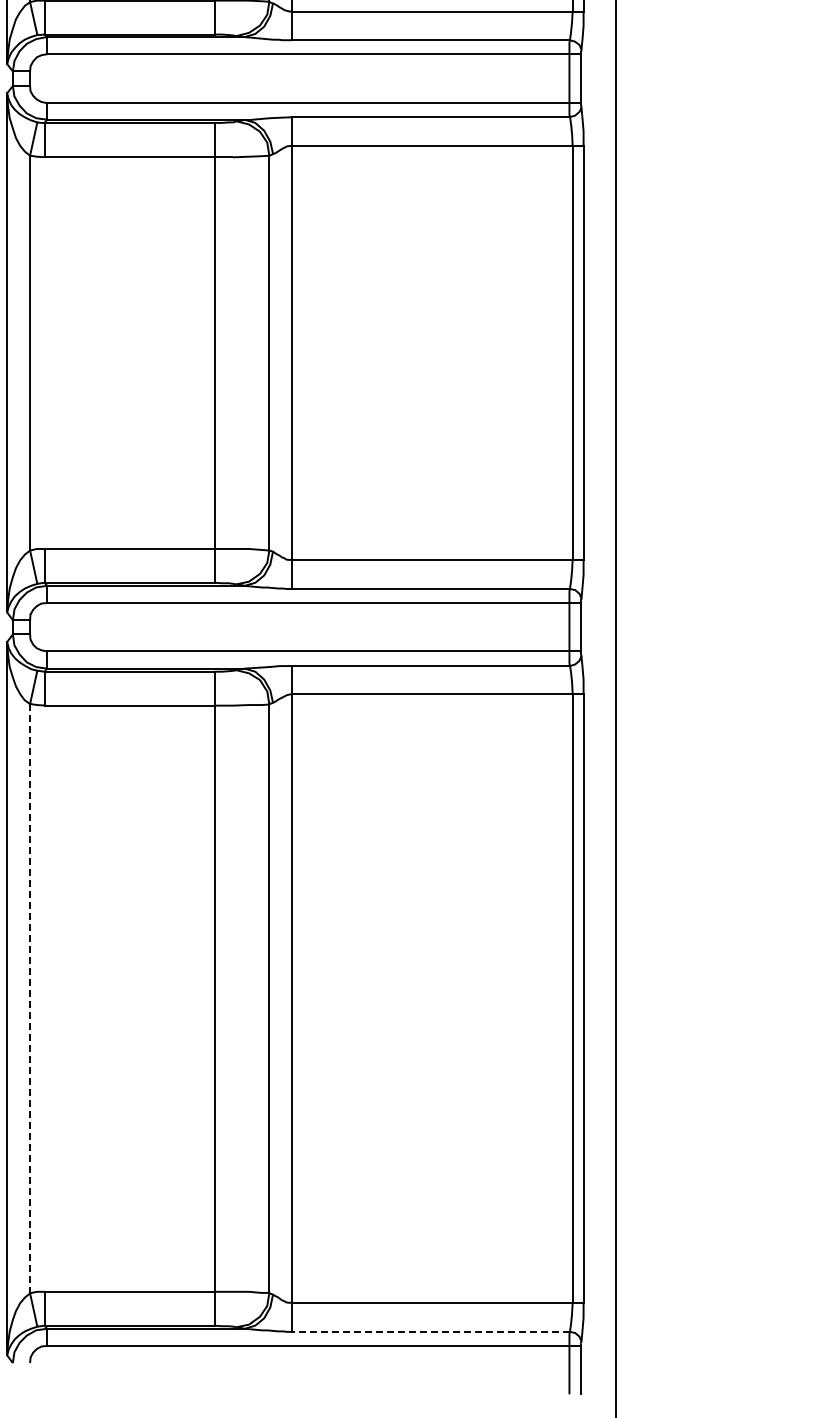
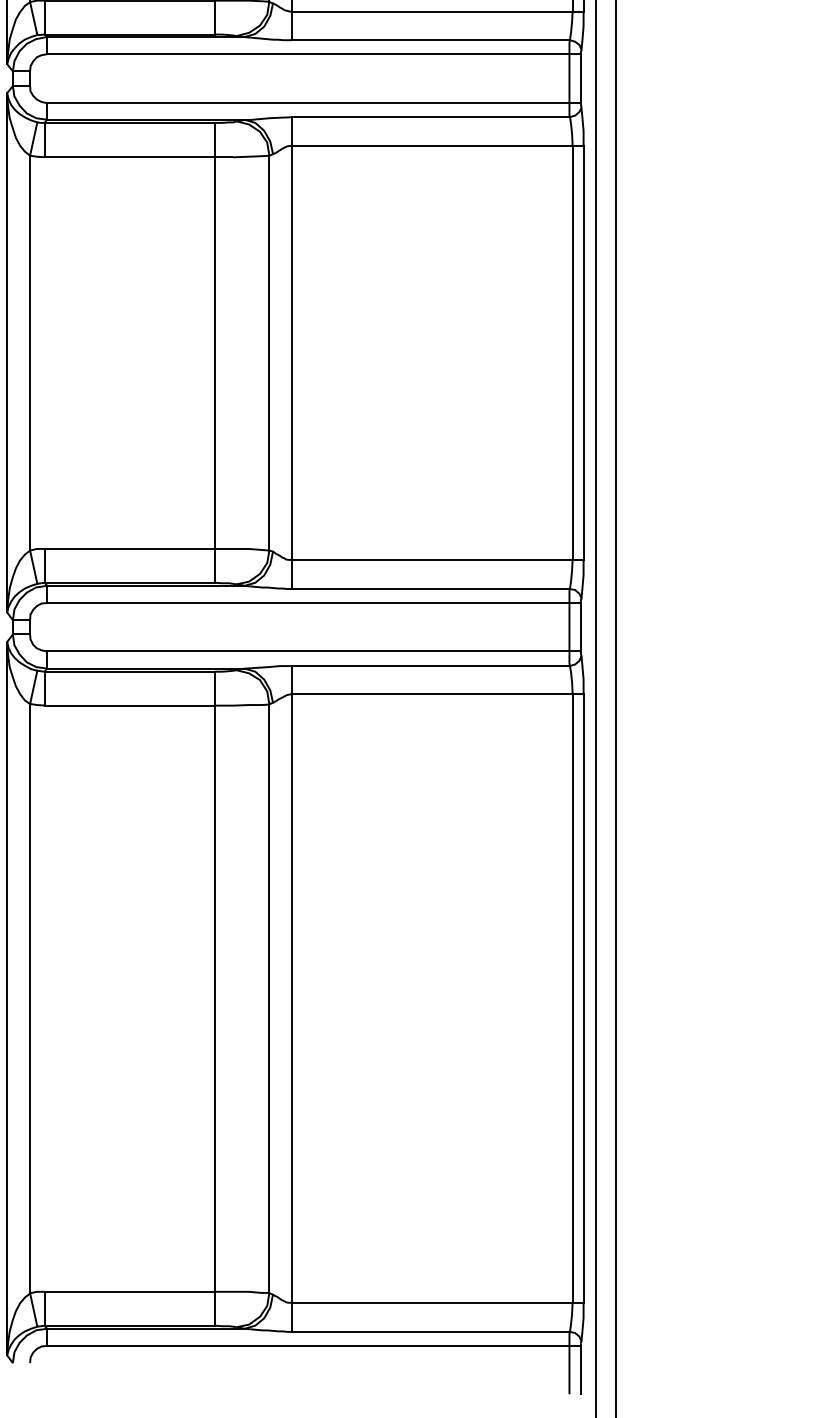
line: none -> present (596, 708)
line: dashed -> solid (30, 998)
line: dashed -> solid (430, 1331)
